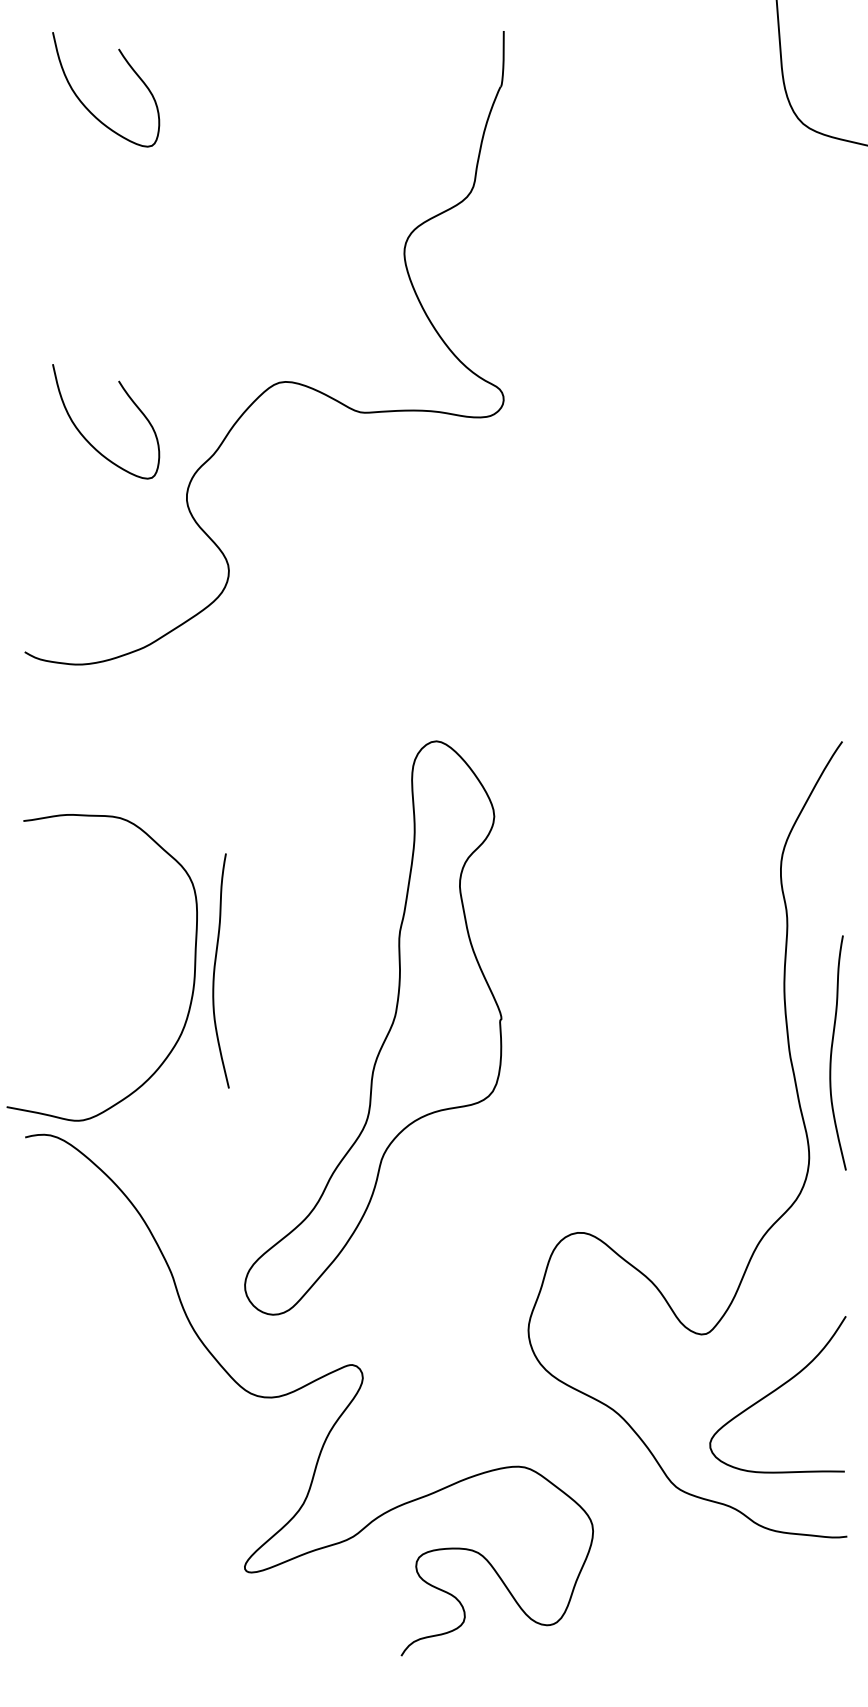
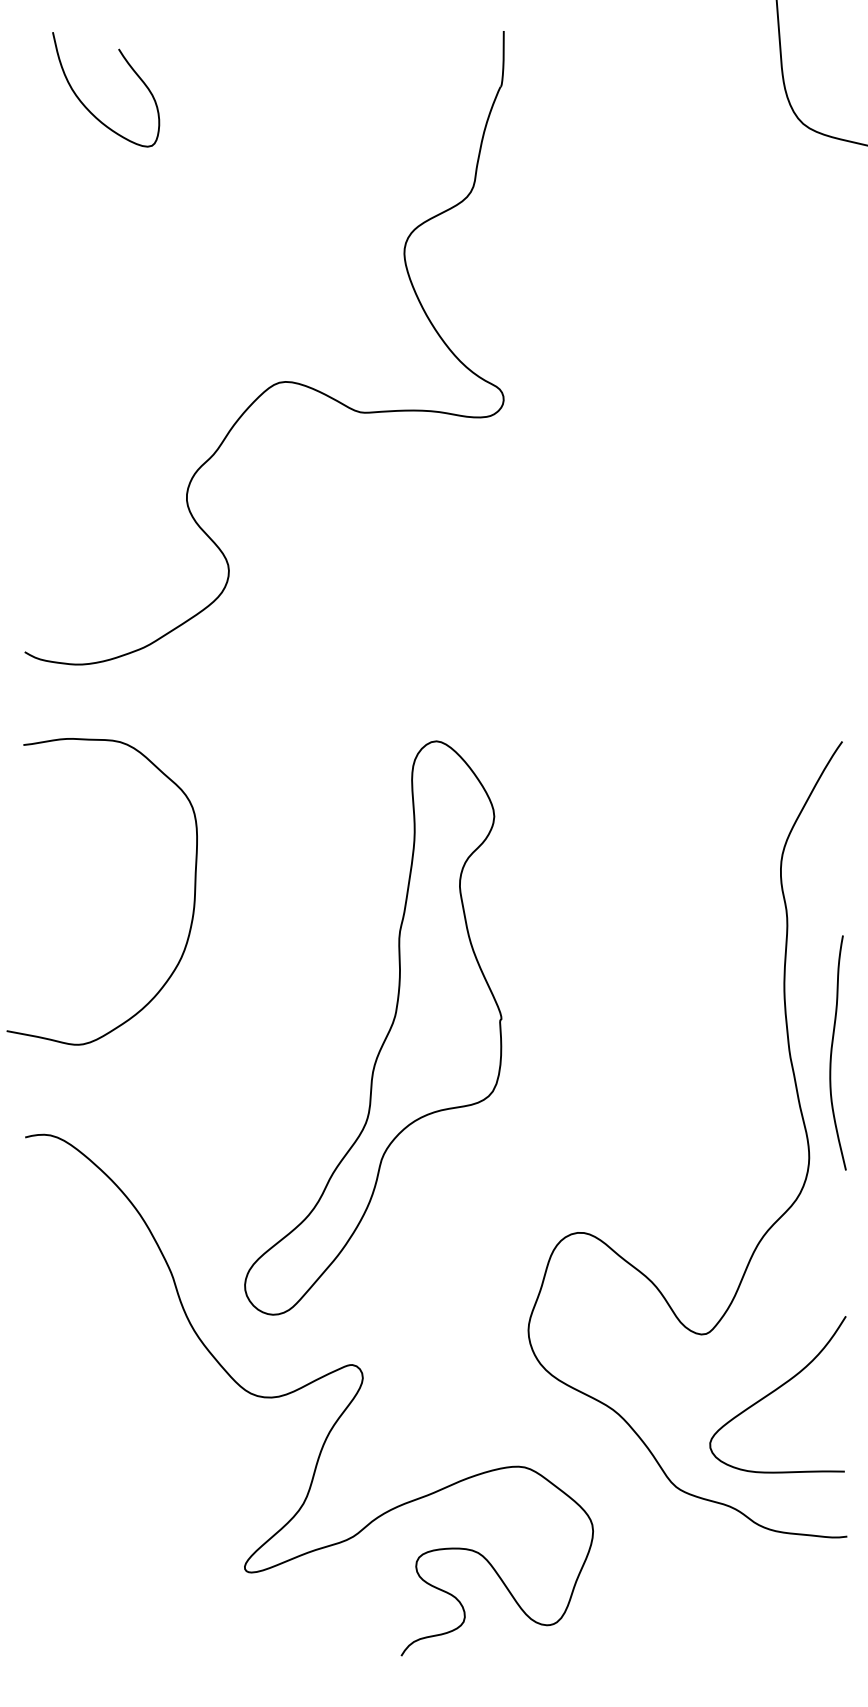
curve: present -> none (87, 439)
curve: present -> none (215, 970)
curve position: (193, 975) -> (193, 899) (193, 899)
